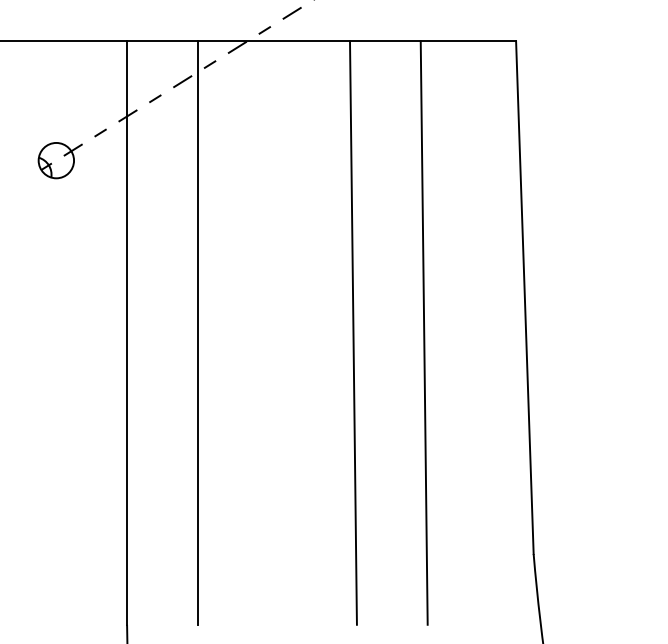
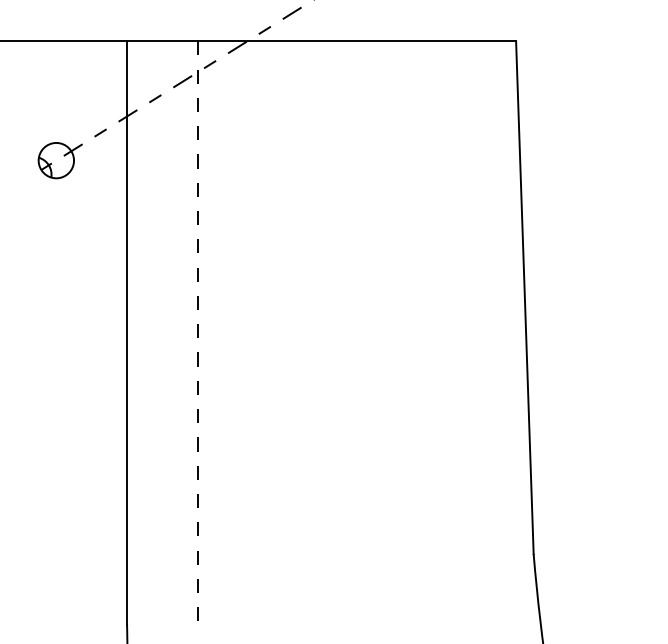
line: present -> none (353, 332)
line: present -> none (423, 332)
line: solid -> dashed (197, 333)
